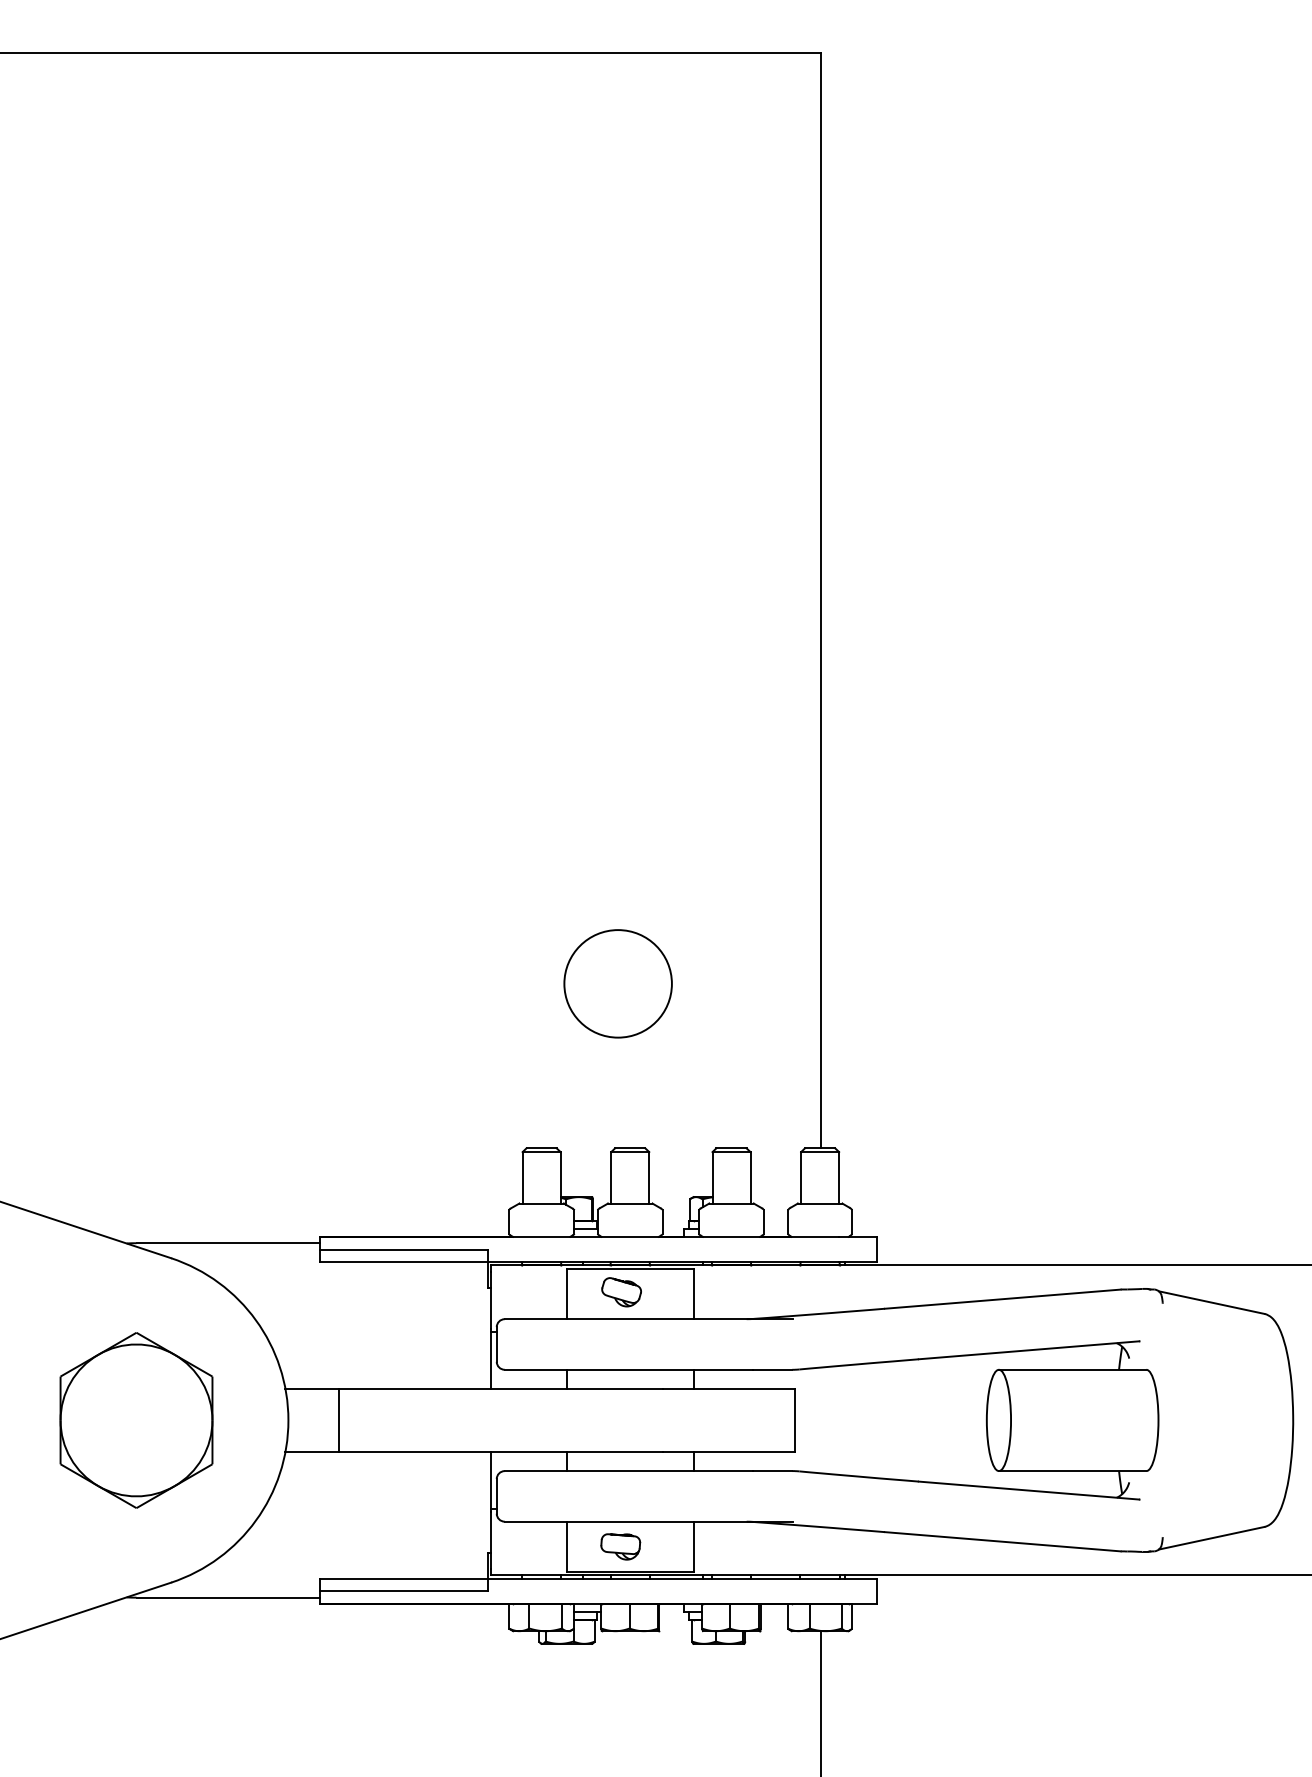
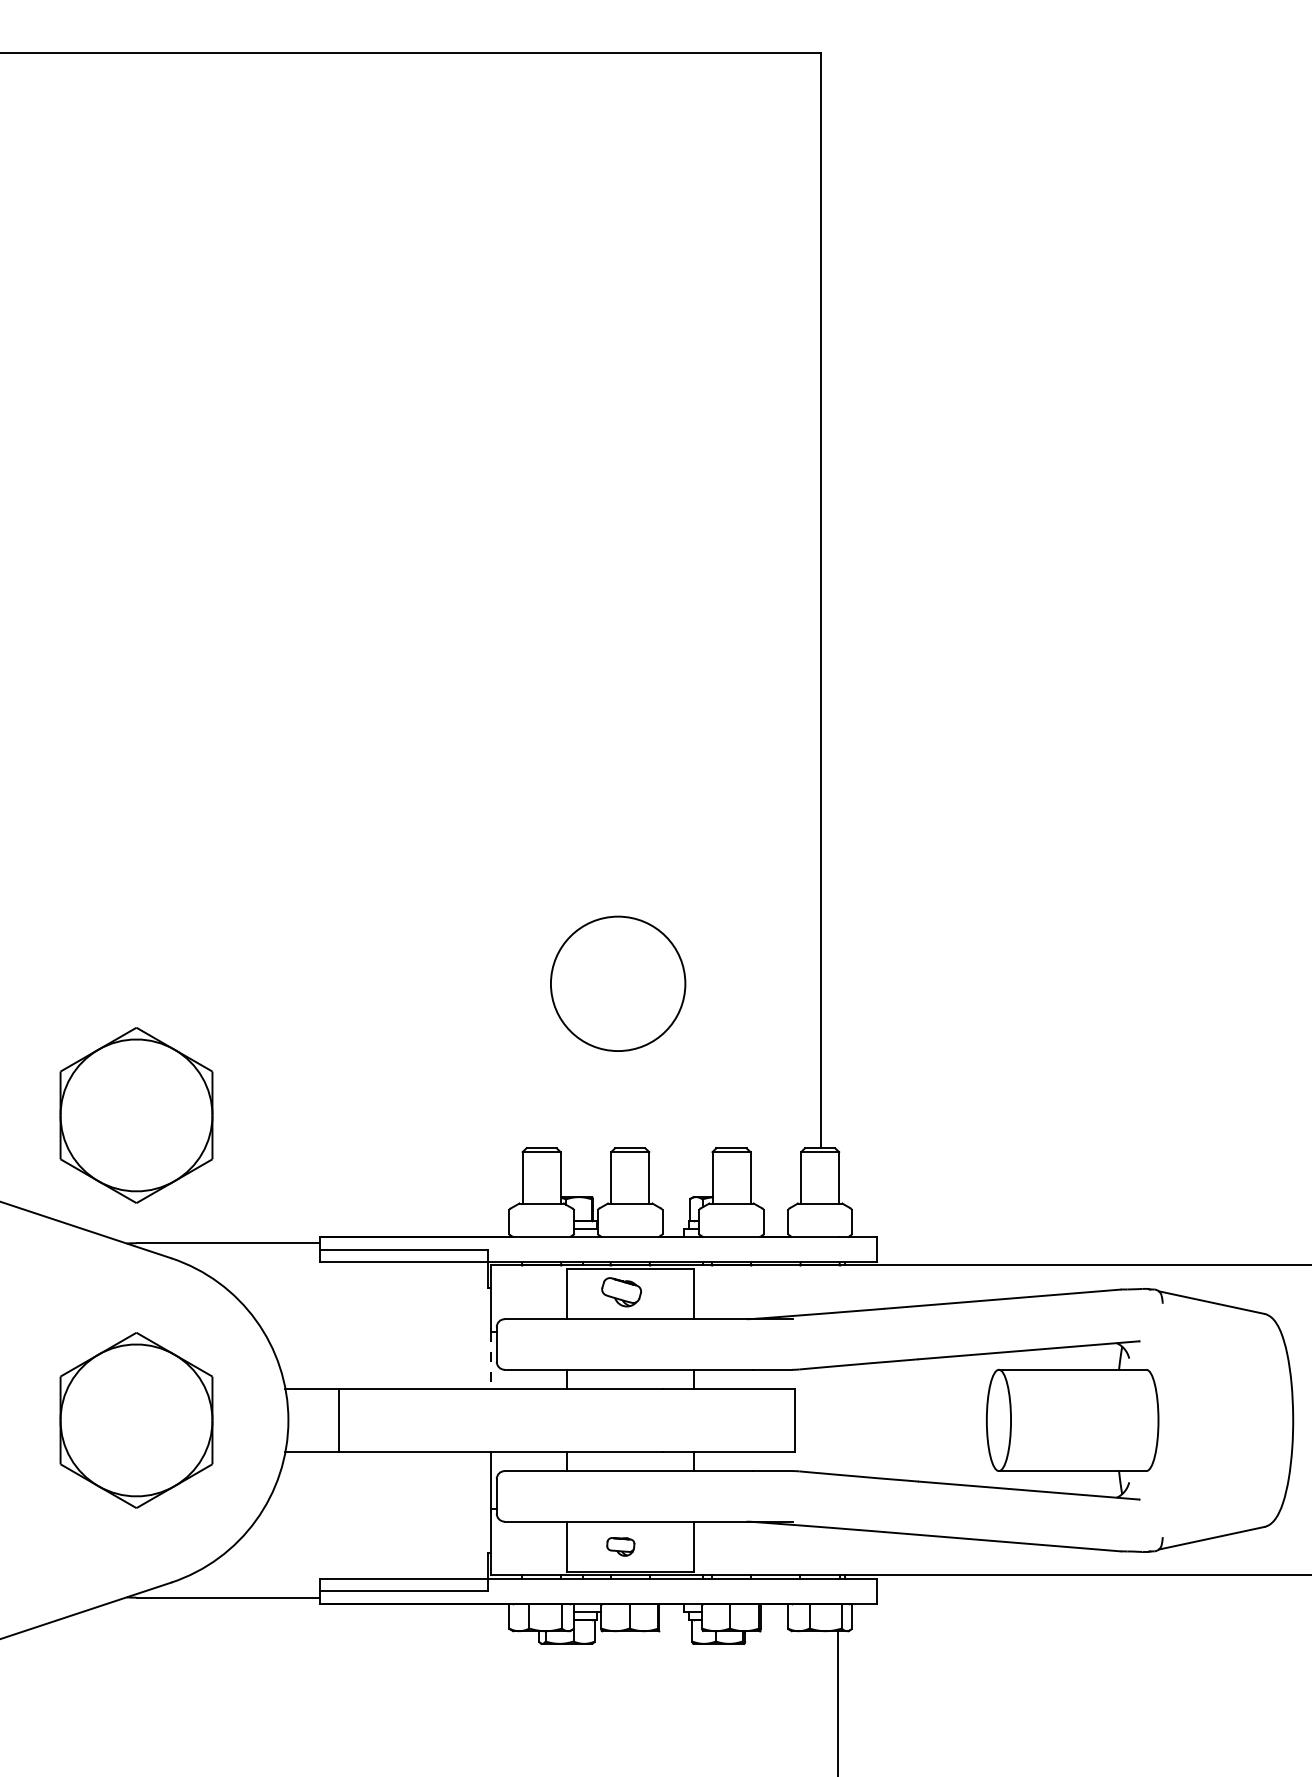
circle diameter: 108 px -> 134 px (617, 983)
part: none -> present (136, 1115)
line: solid -> dashed (490, 1360)
part size: 42x28 px -> 30x20 px (620, 1546)
line position: (820, 1702) -> (837, 1702) (837, 1702)
